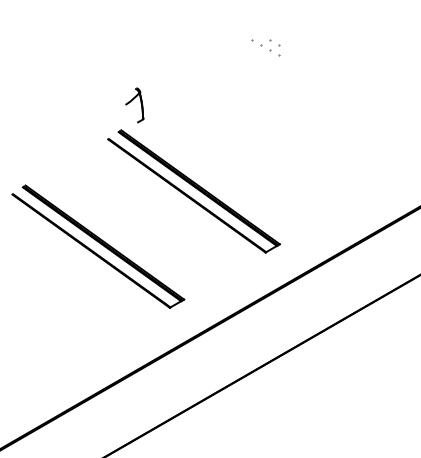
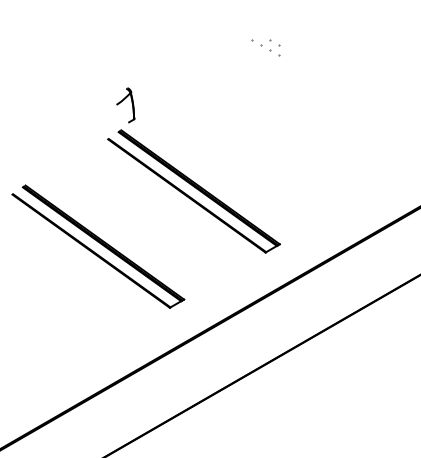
part position: (134, 105) -> (125, 105) (125, 105)
